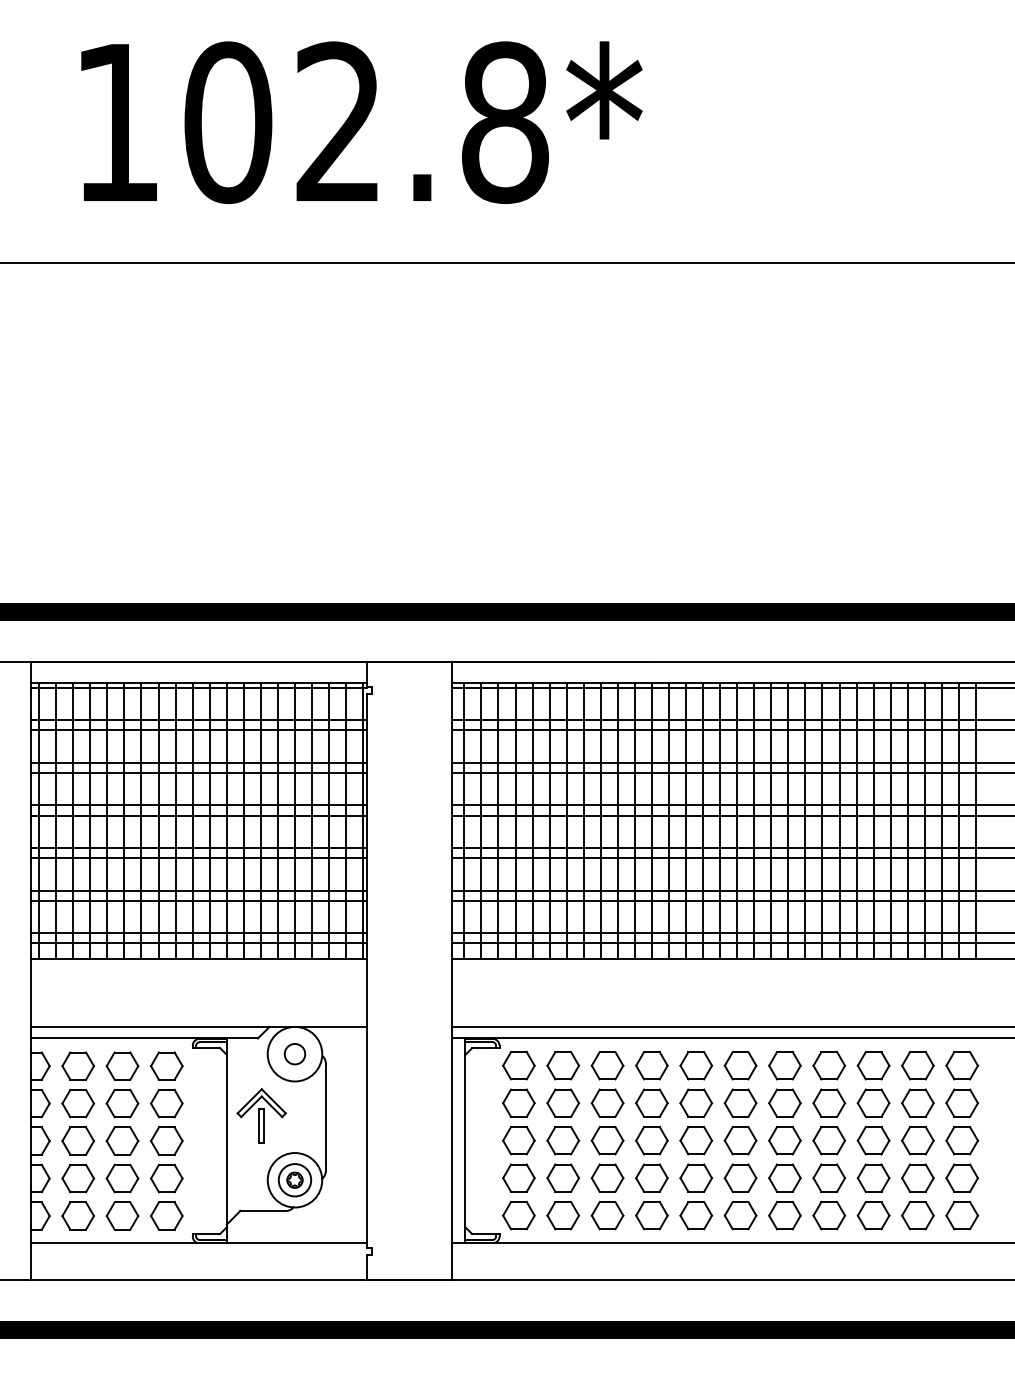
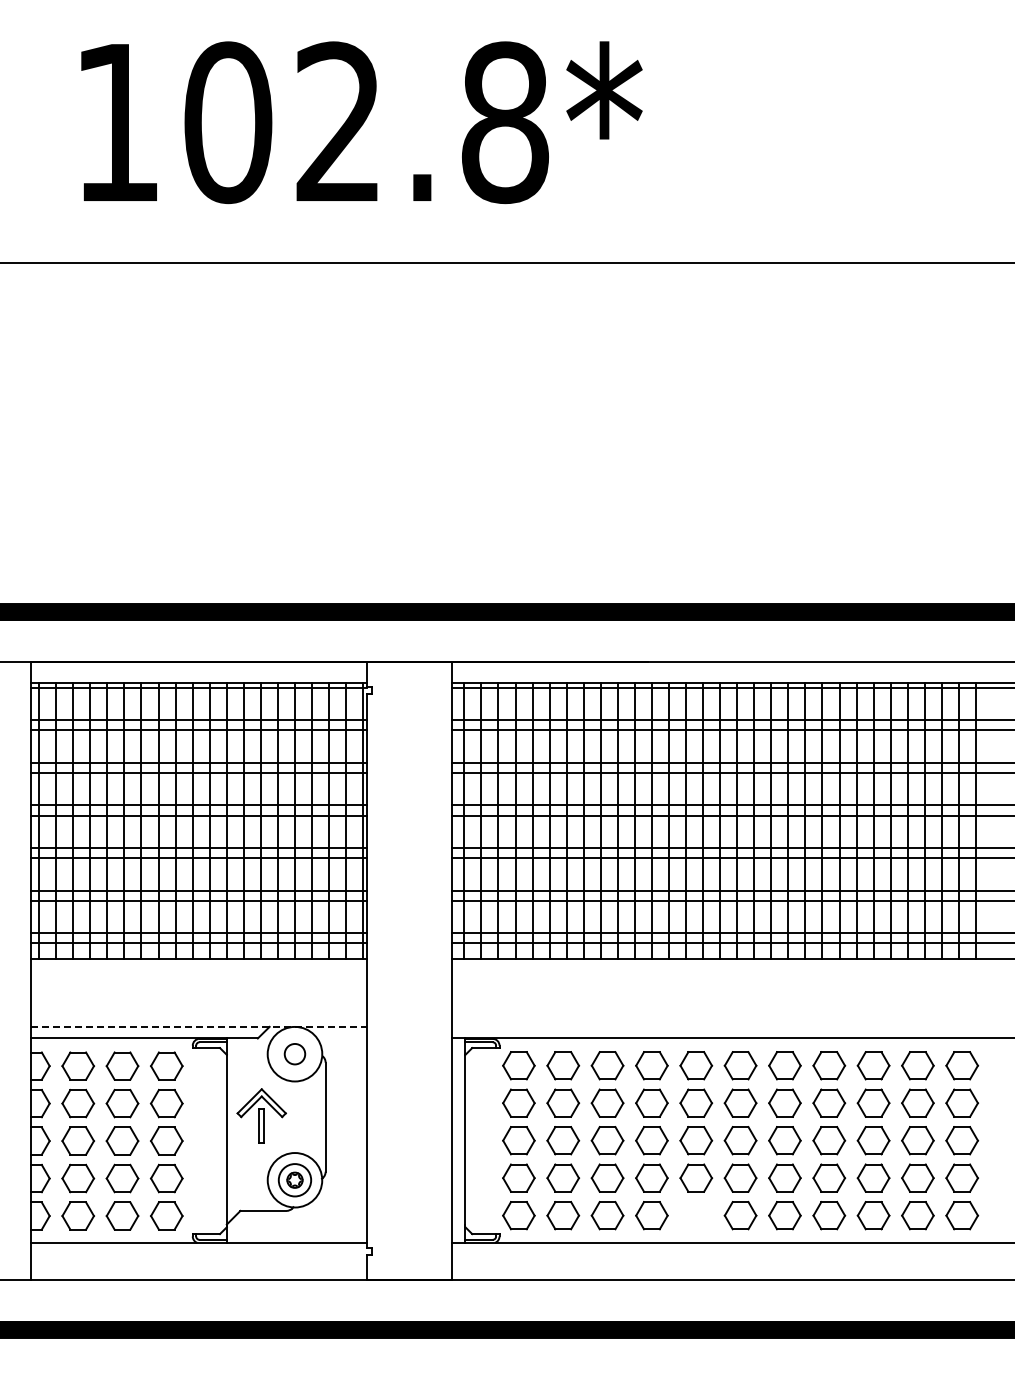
line: solid -> dashed (198, 1026)
line: present -> none (731, 1026)
part: present -> none (696, 1215)
